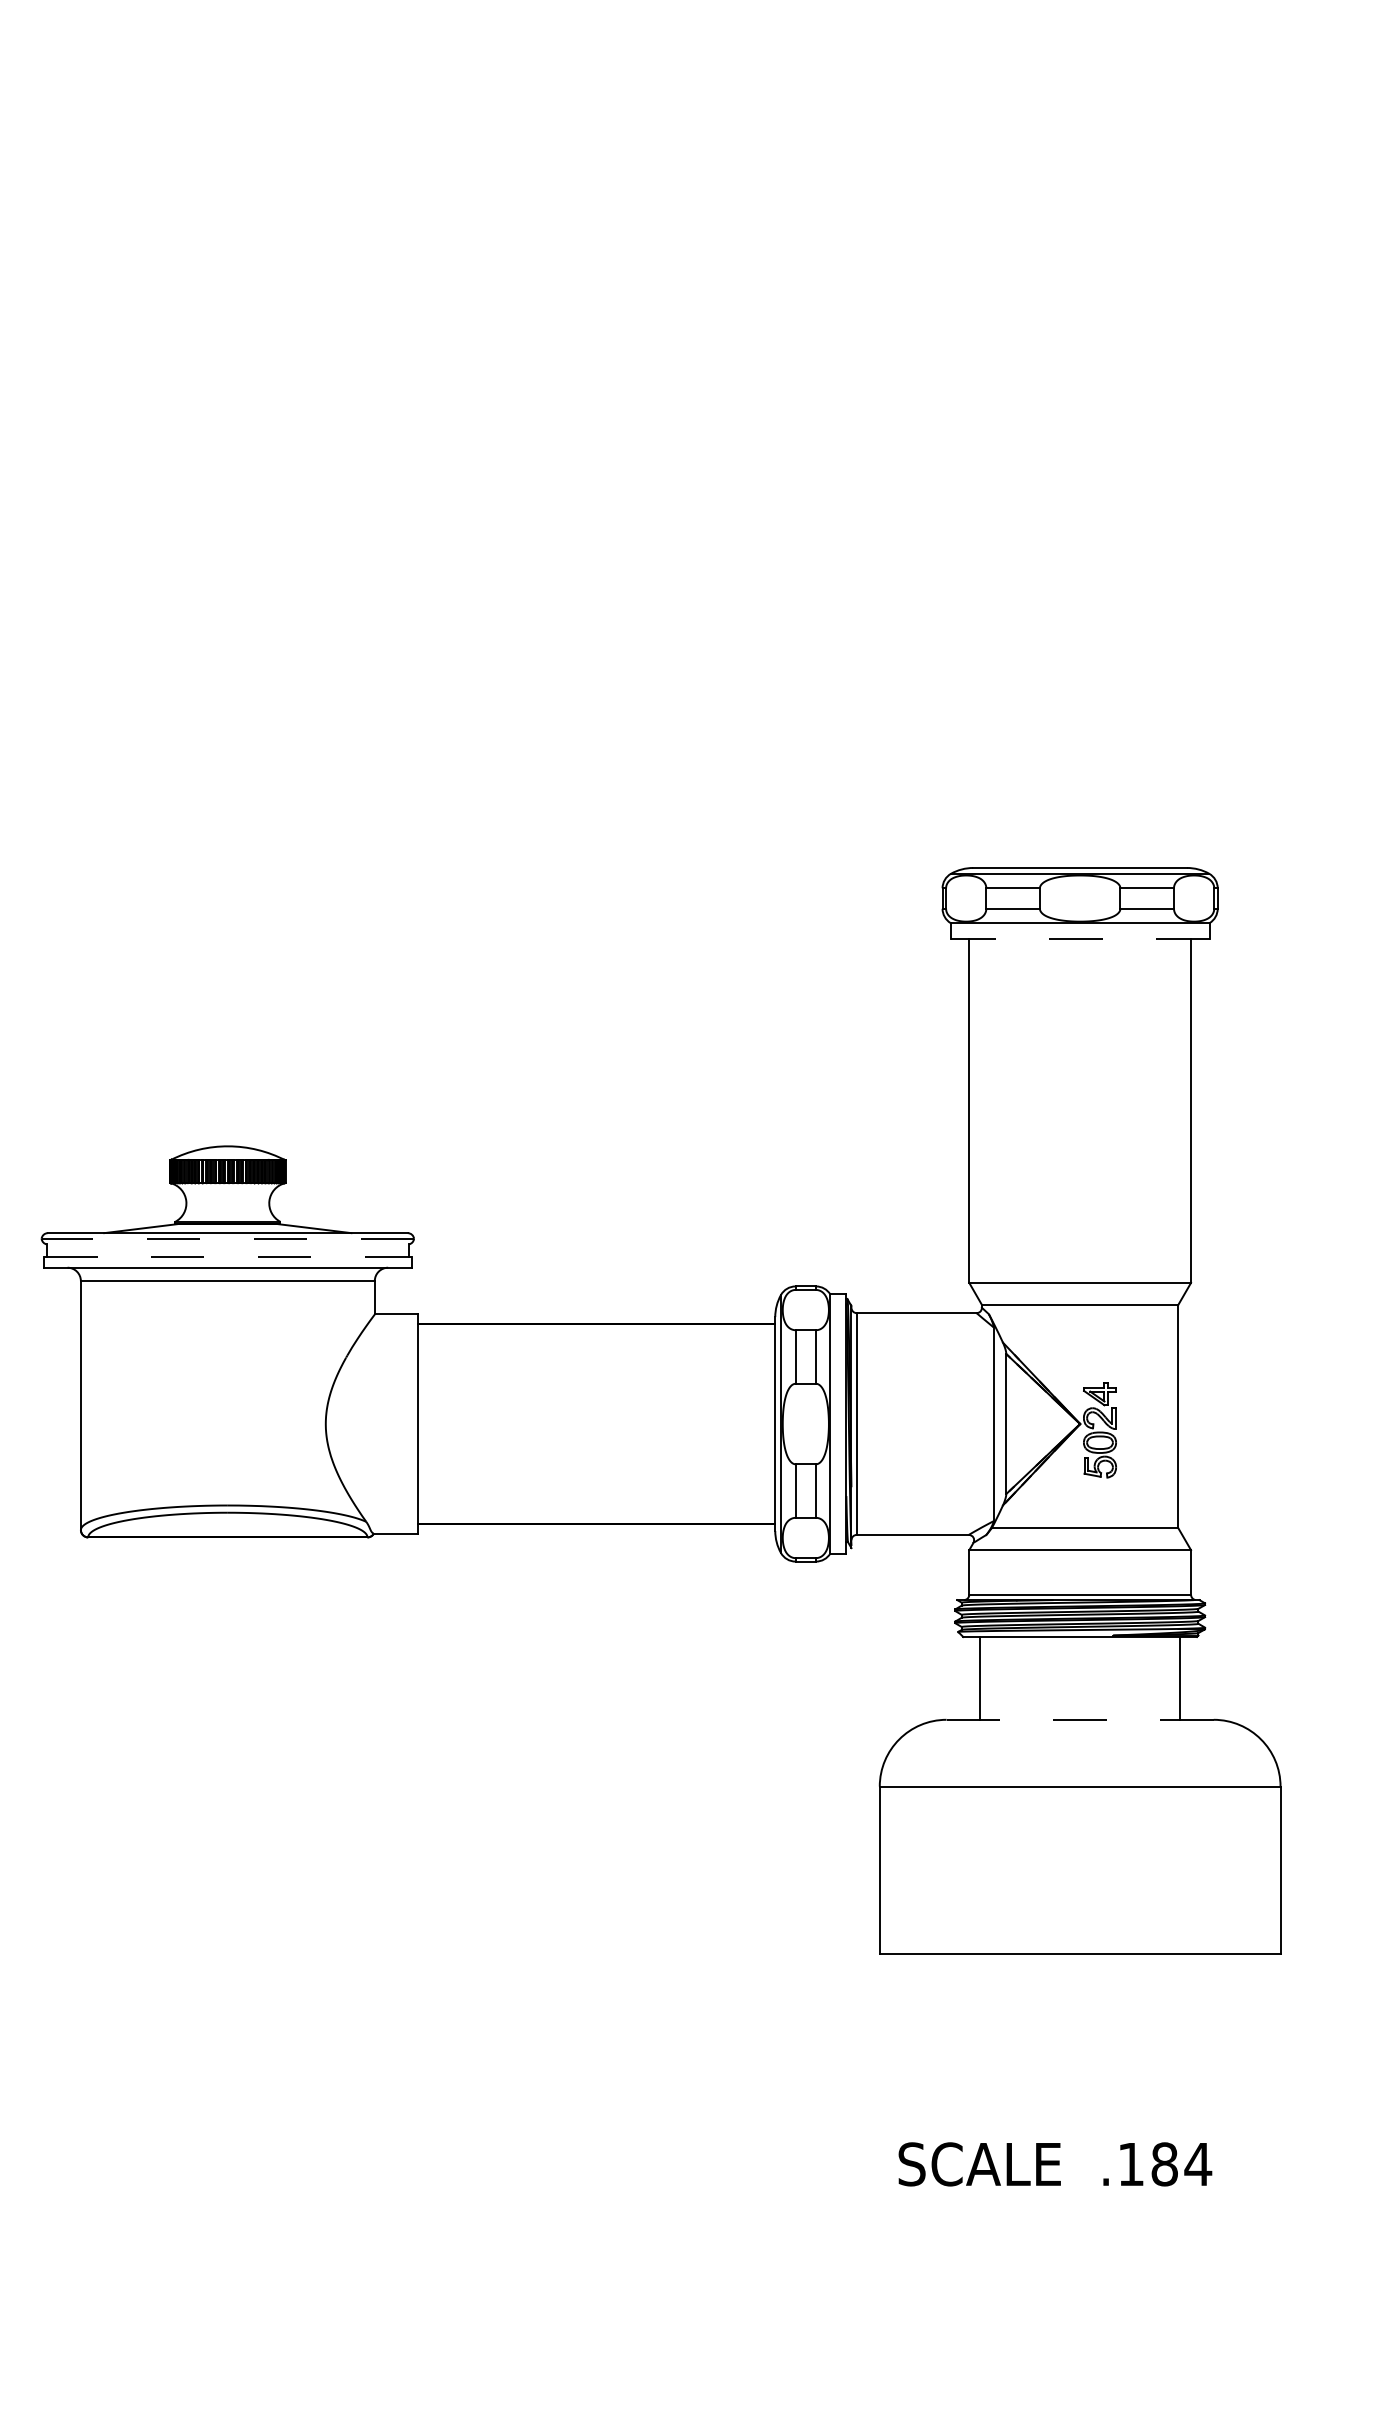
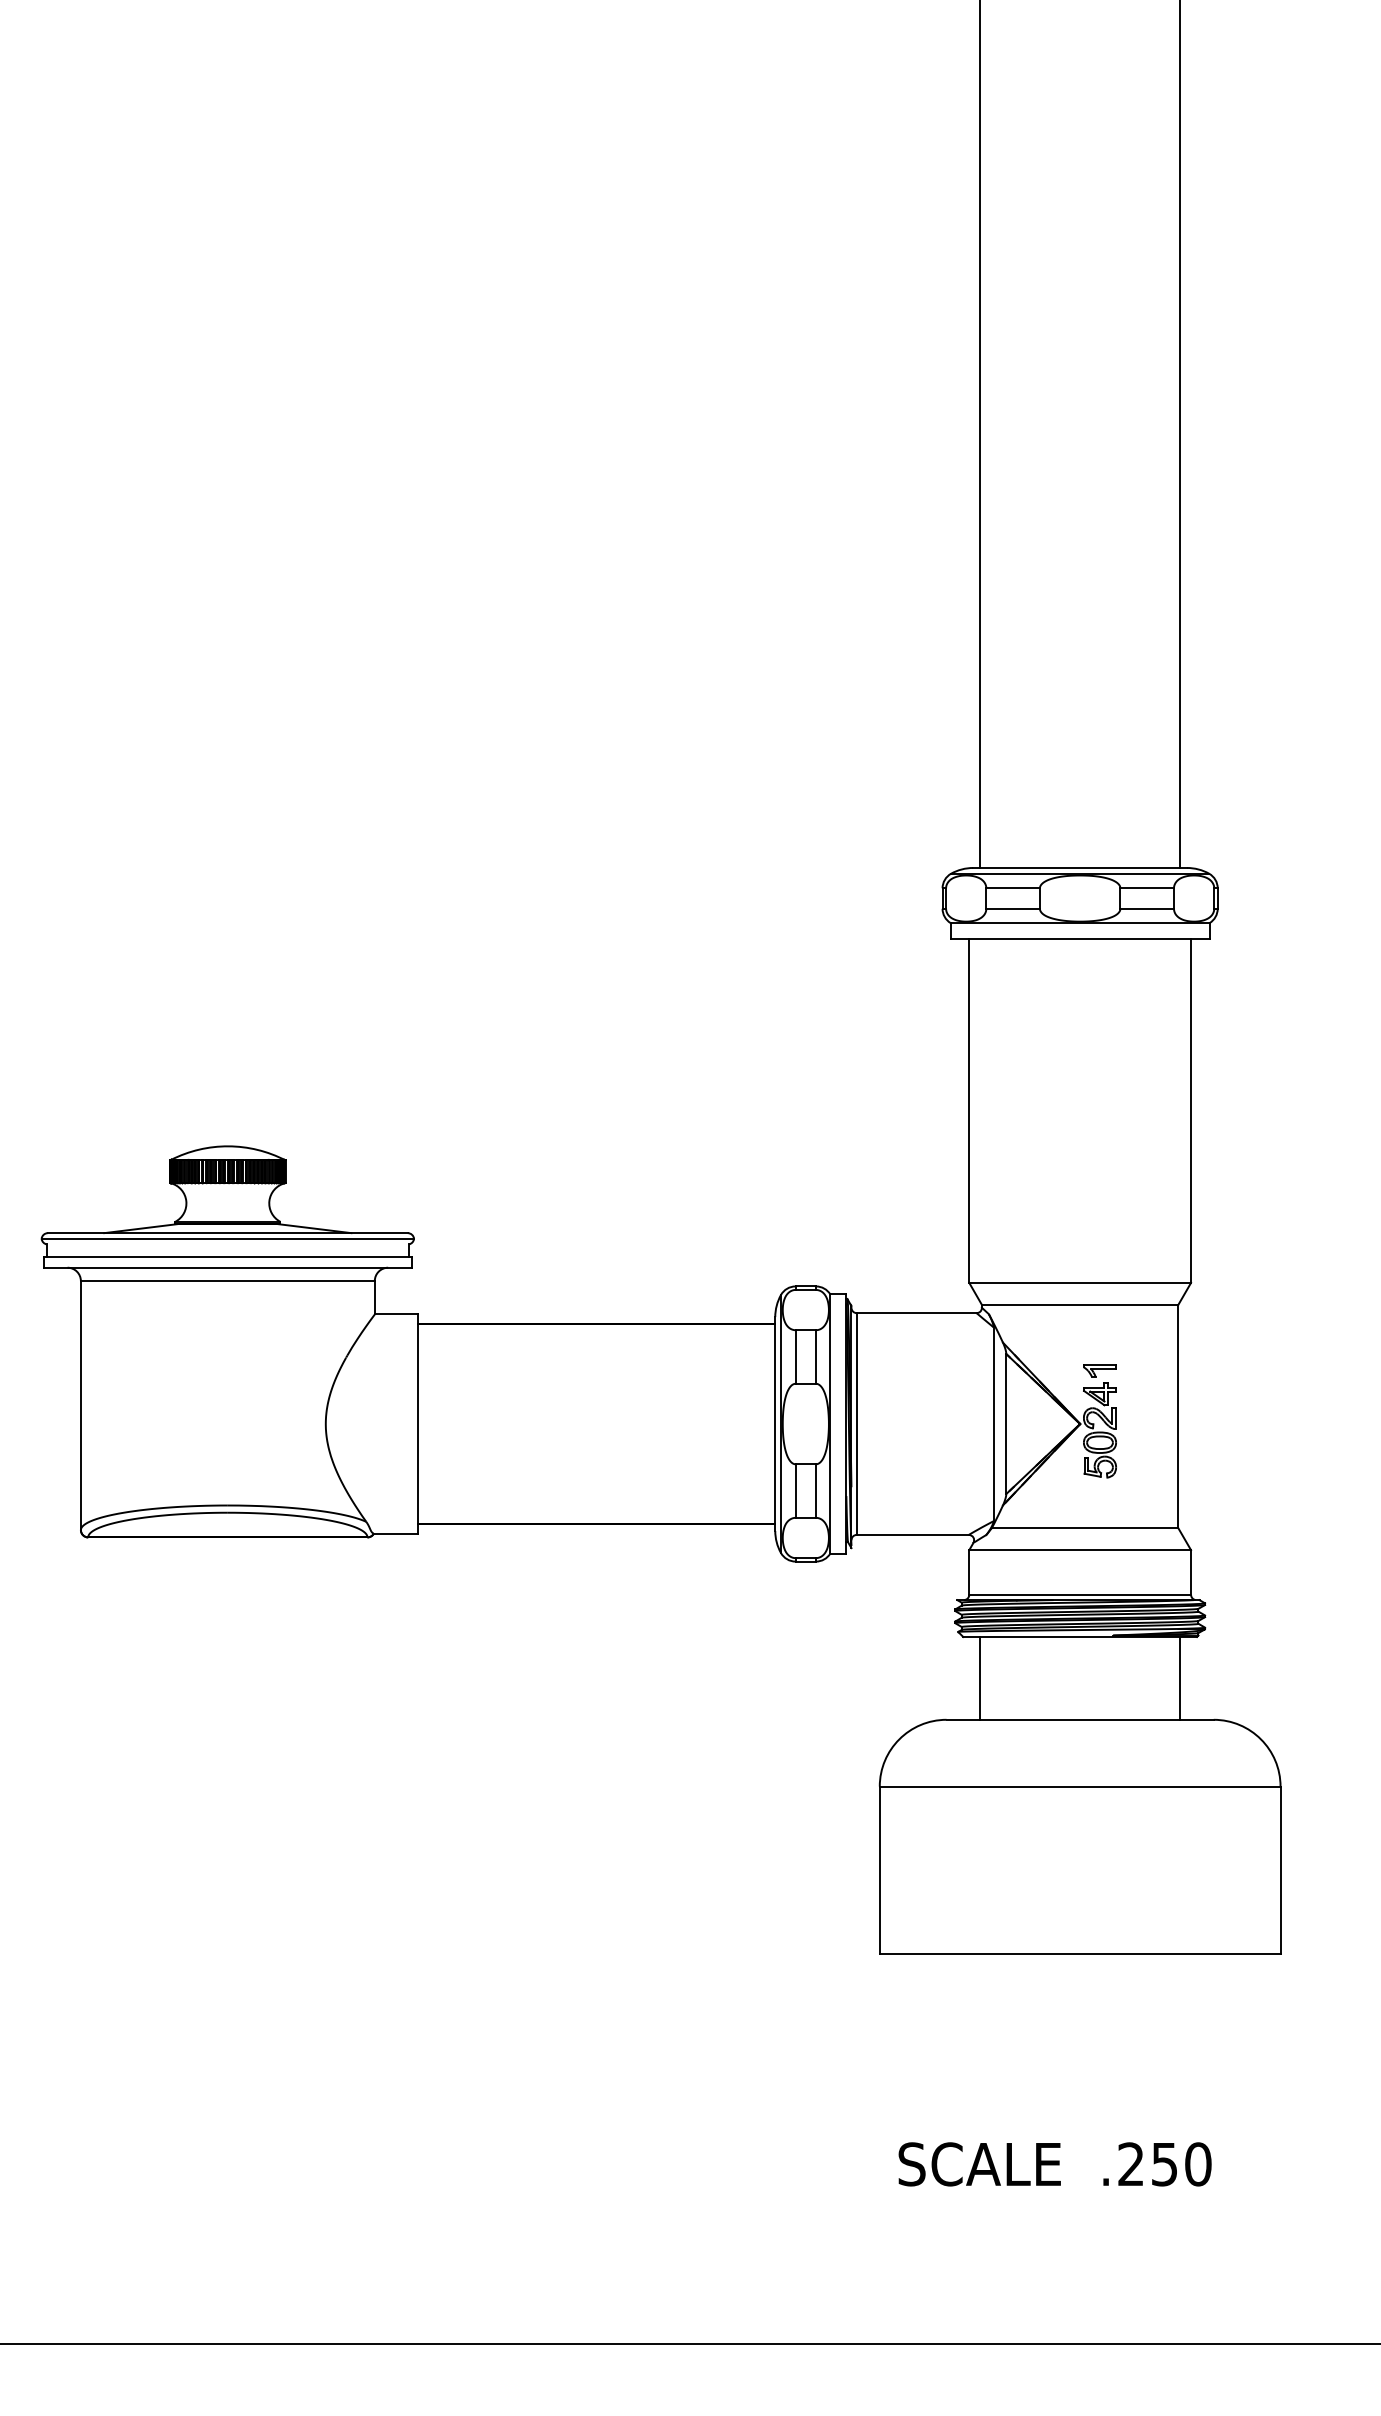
line: none -> present (979, 434)
line: none -> present (1180, 434)
line: dashed -> solid (1080, 939)
line: dashed -> solid (227, 1238)
line: dashed -> solid (227, 1257)
part: none -> present (1099, 1370)
line: dashed -> solid (1080, 1719)
text: .184 -> .250 (1165, 2164)
line: none -> present (689, 2343)
